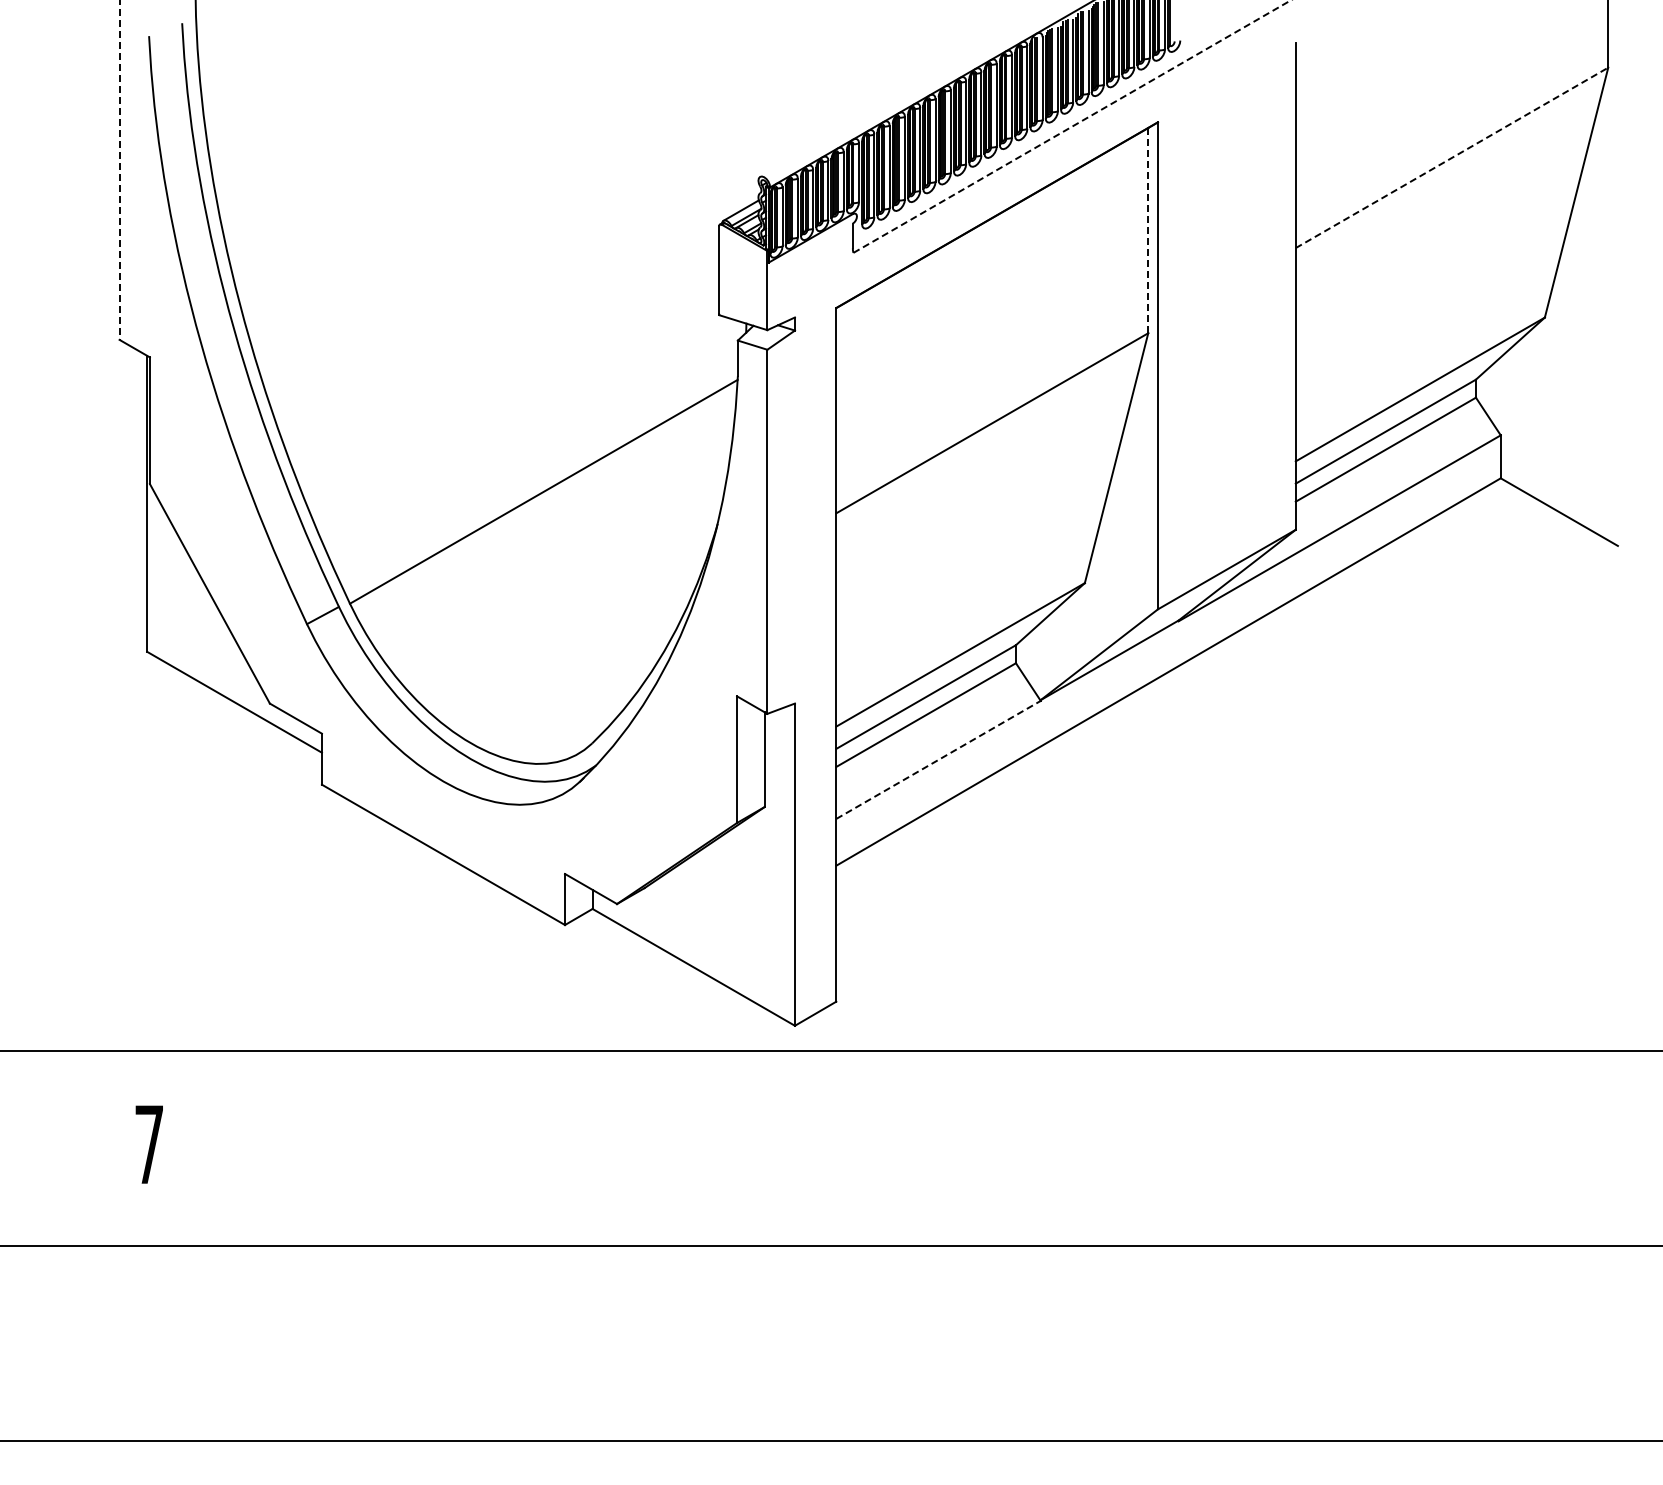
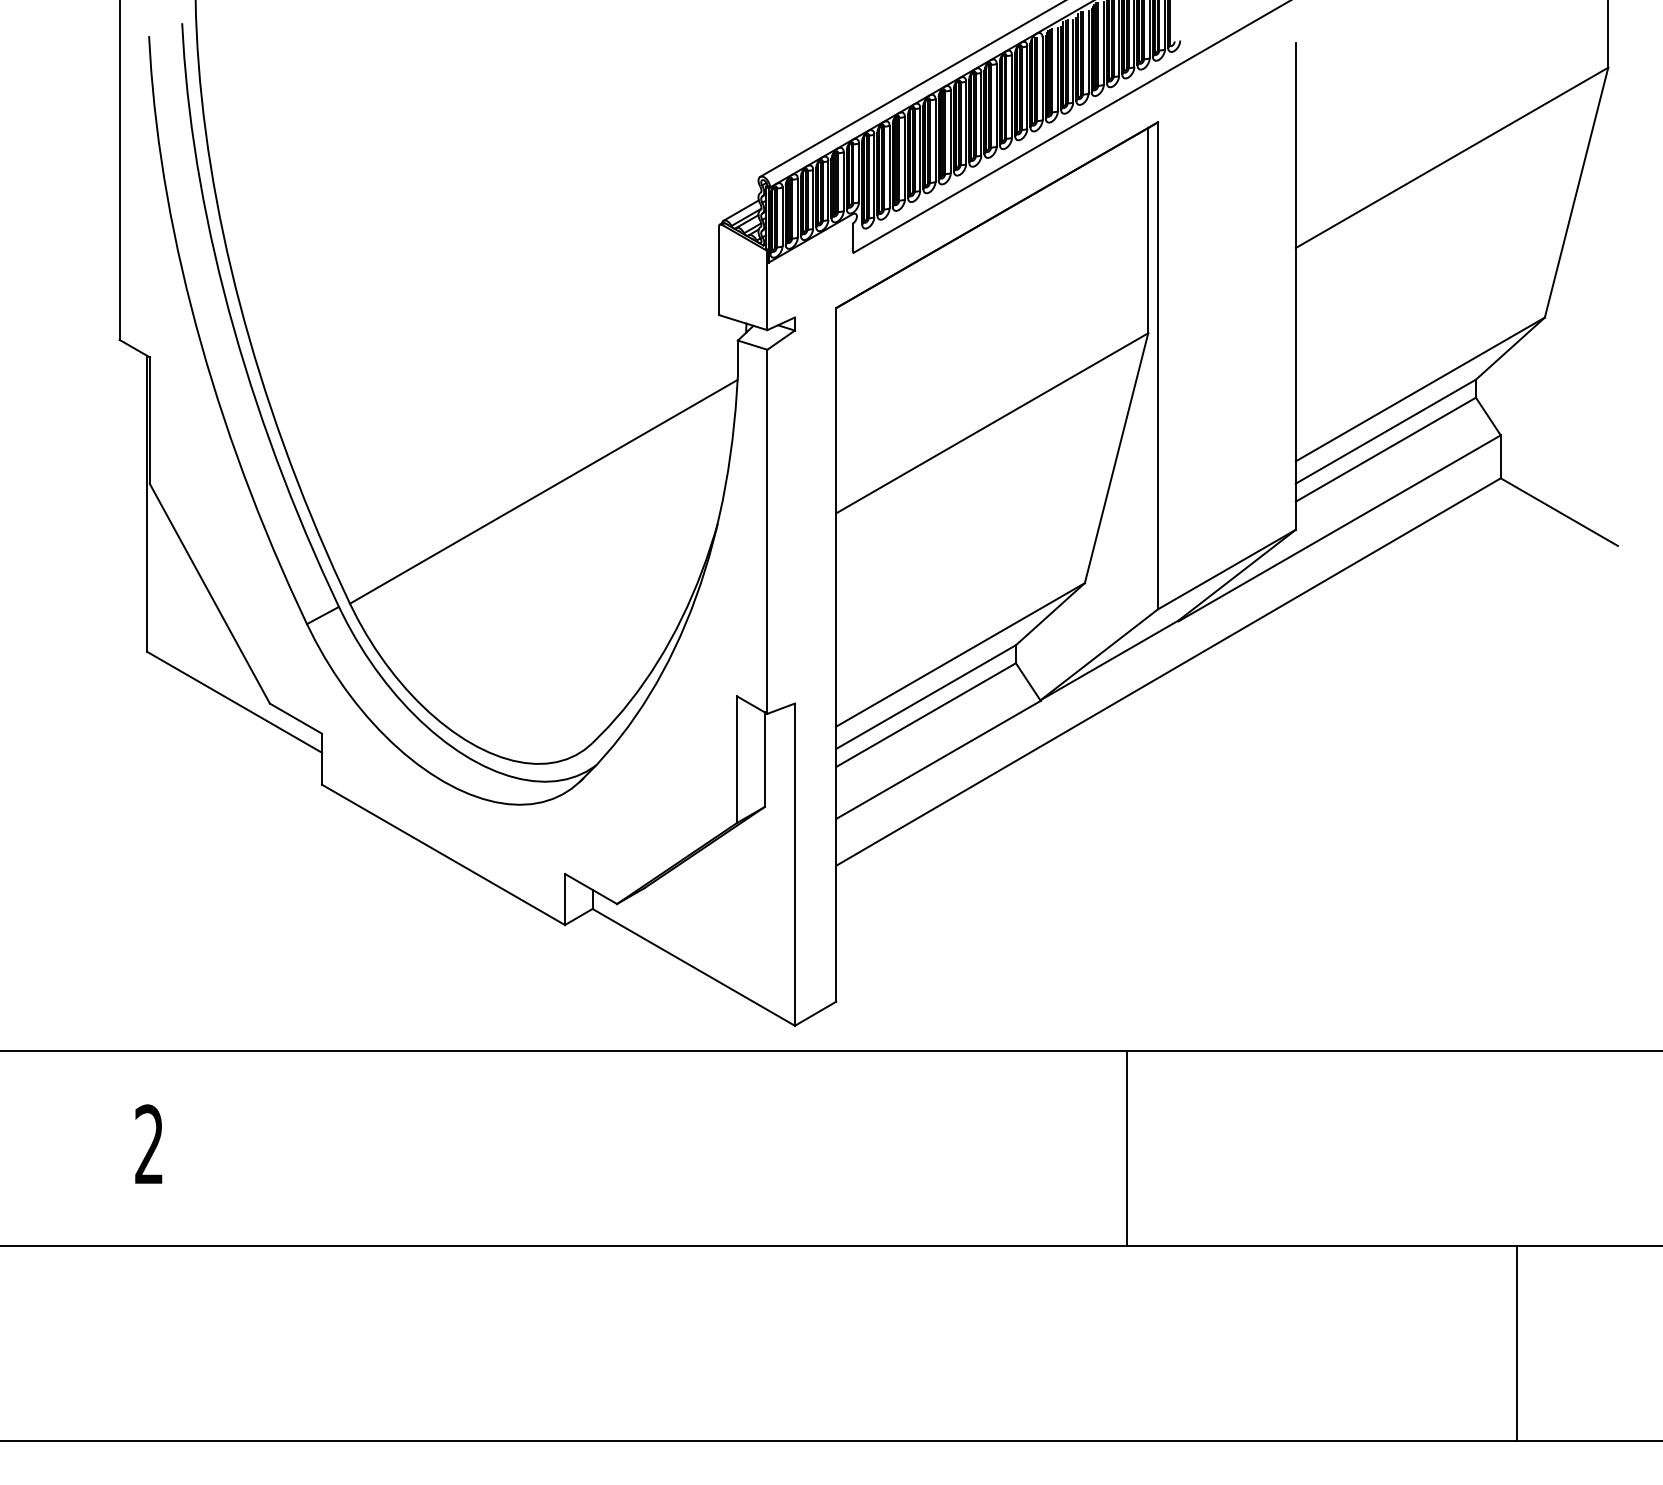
line: none -> present (911, 89)
line: dashed -> solid (1072, 126)
line: dashed -> solid (1452, 157)
line: dashed -> solid (119, 170)
line: dashed -> solid (1148, 230)
line: dashed -> solid (938, 759)
text: 7 -> 2 (148, 1143)
line: none -> present (1126, 1147)
line: none -> present (1516, 1342)
